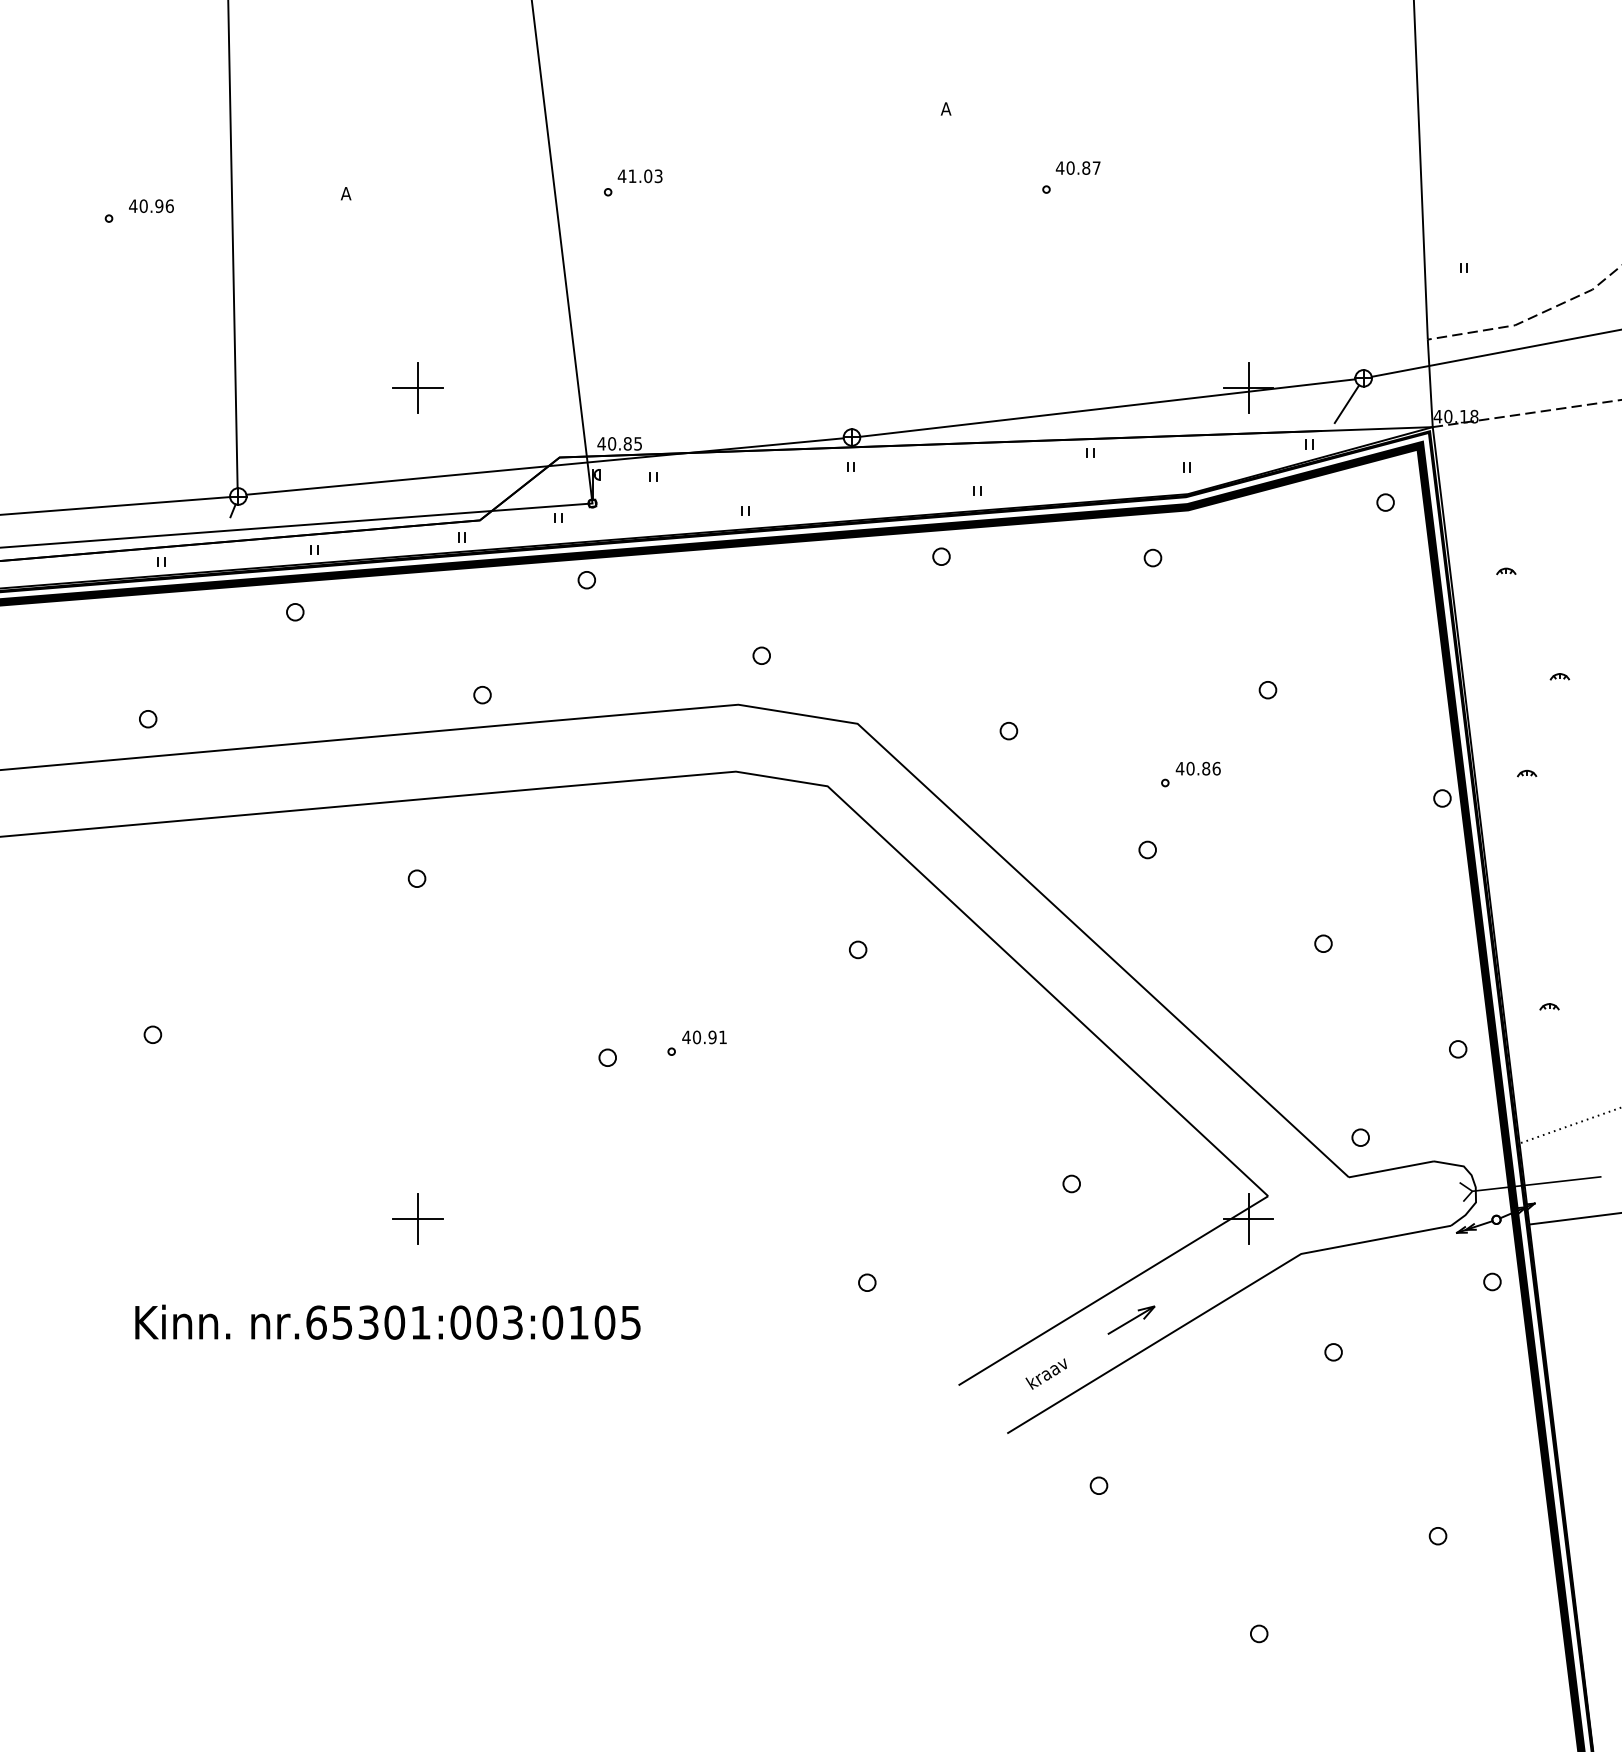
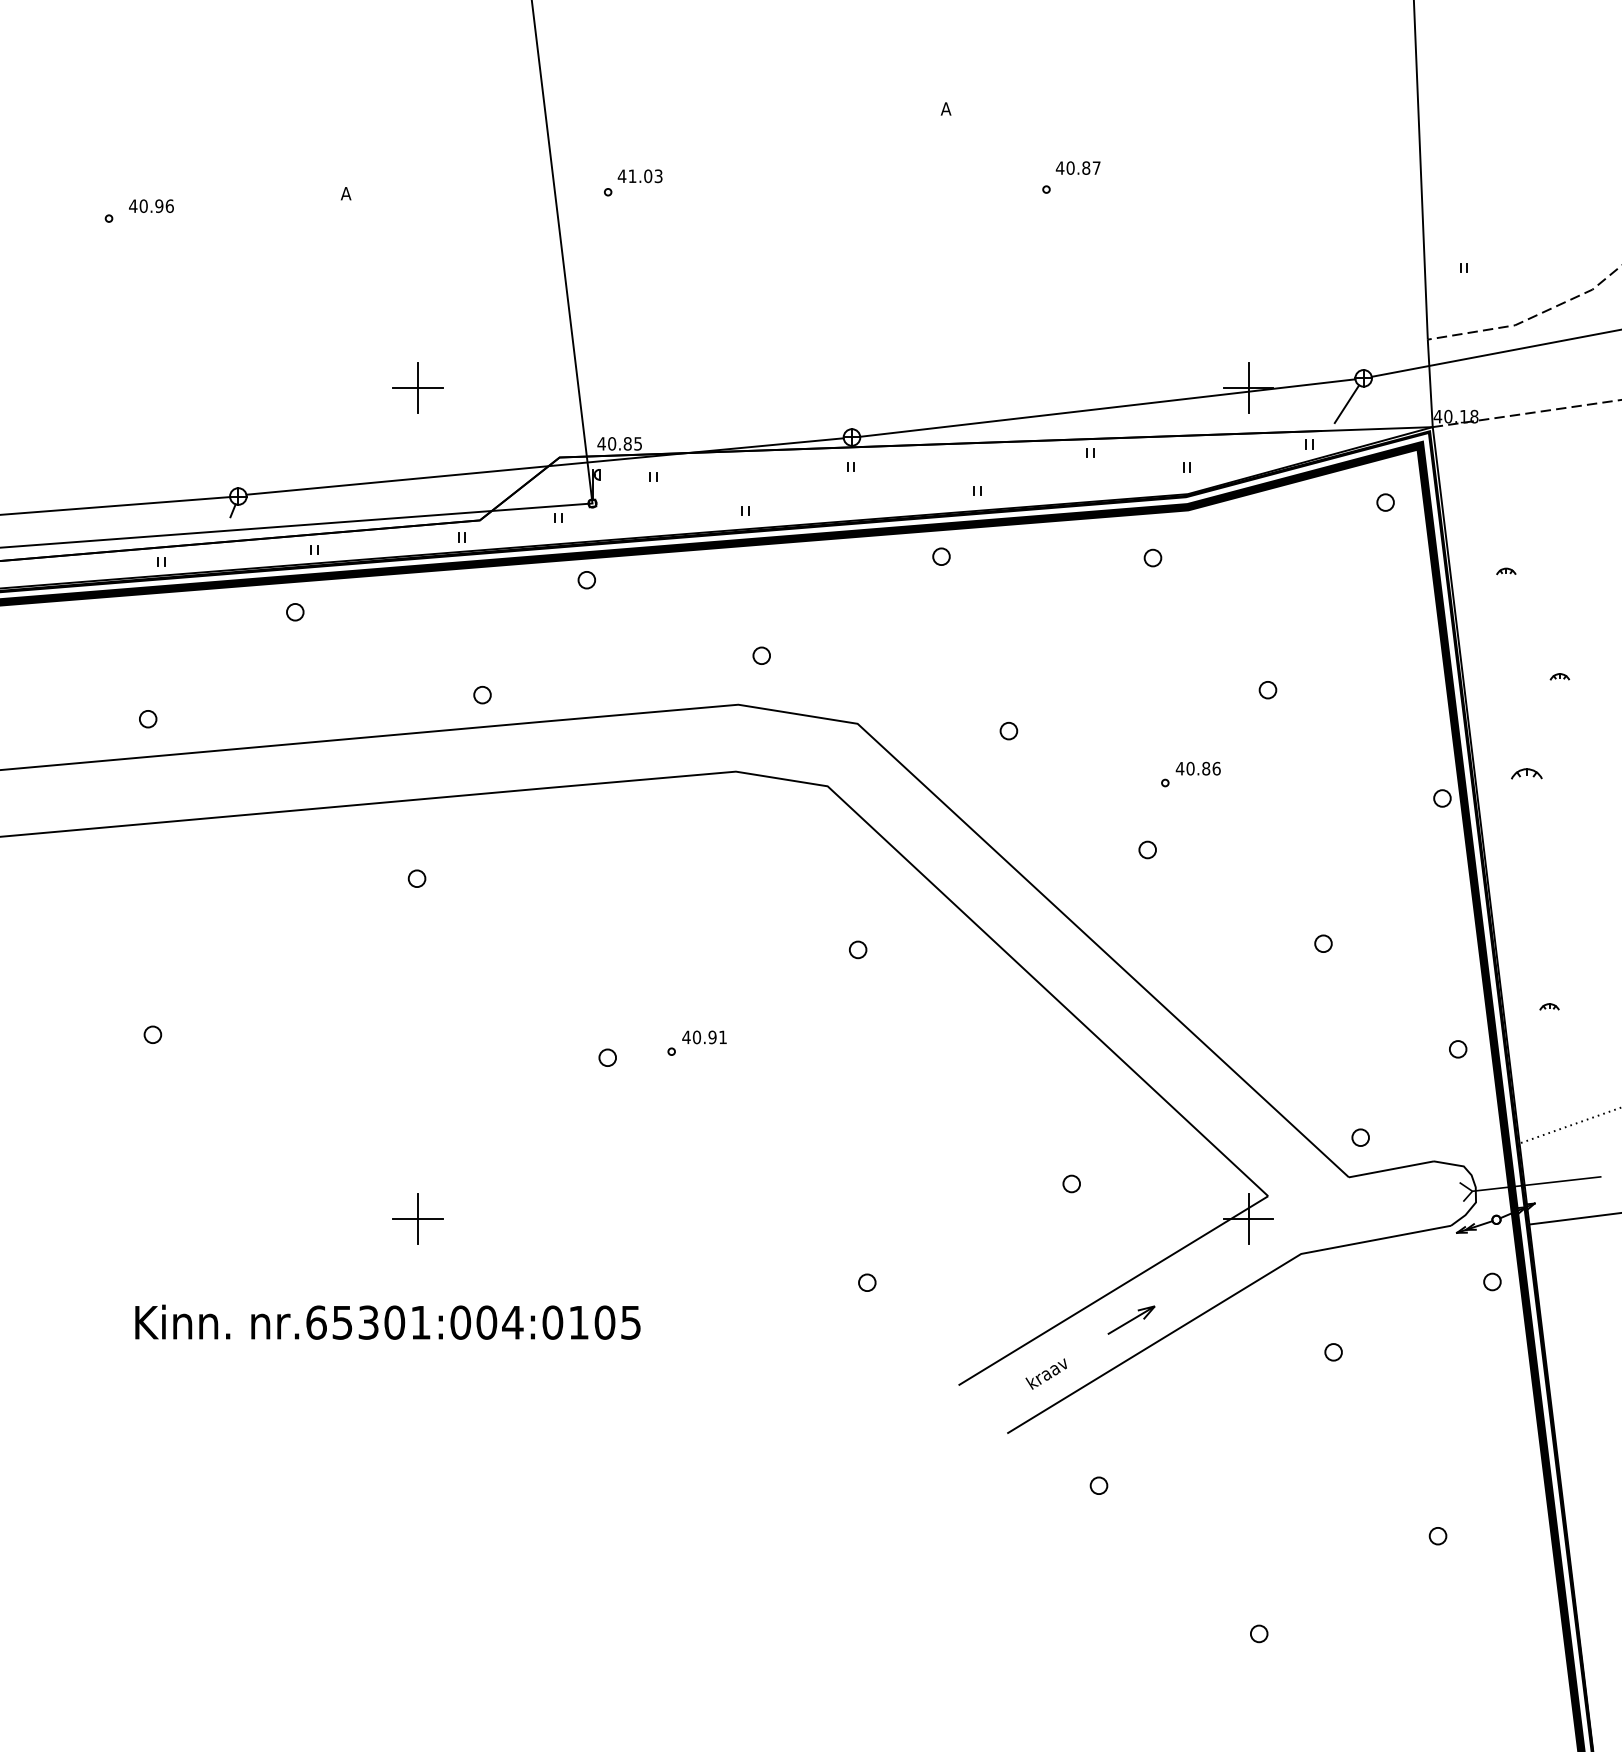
line: present -> none (232, 245)
part size: 21x9 px -> 32x12 px (1526, 773)
text: nr.65301:003:0105 -> nr.65301:004:0105 (512, 1322)
